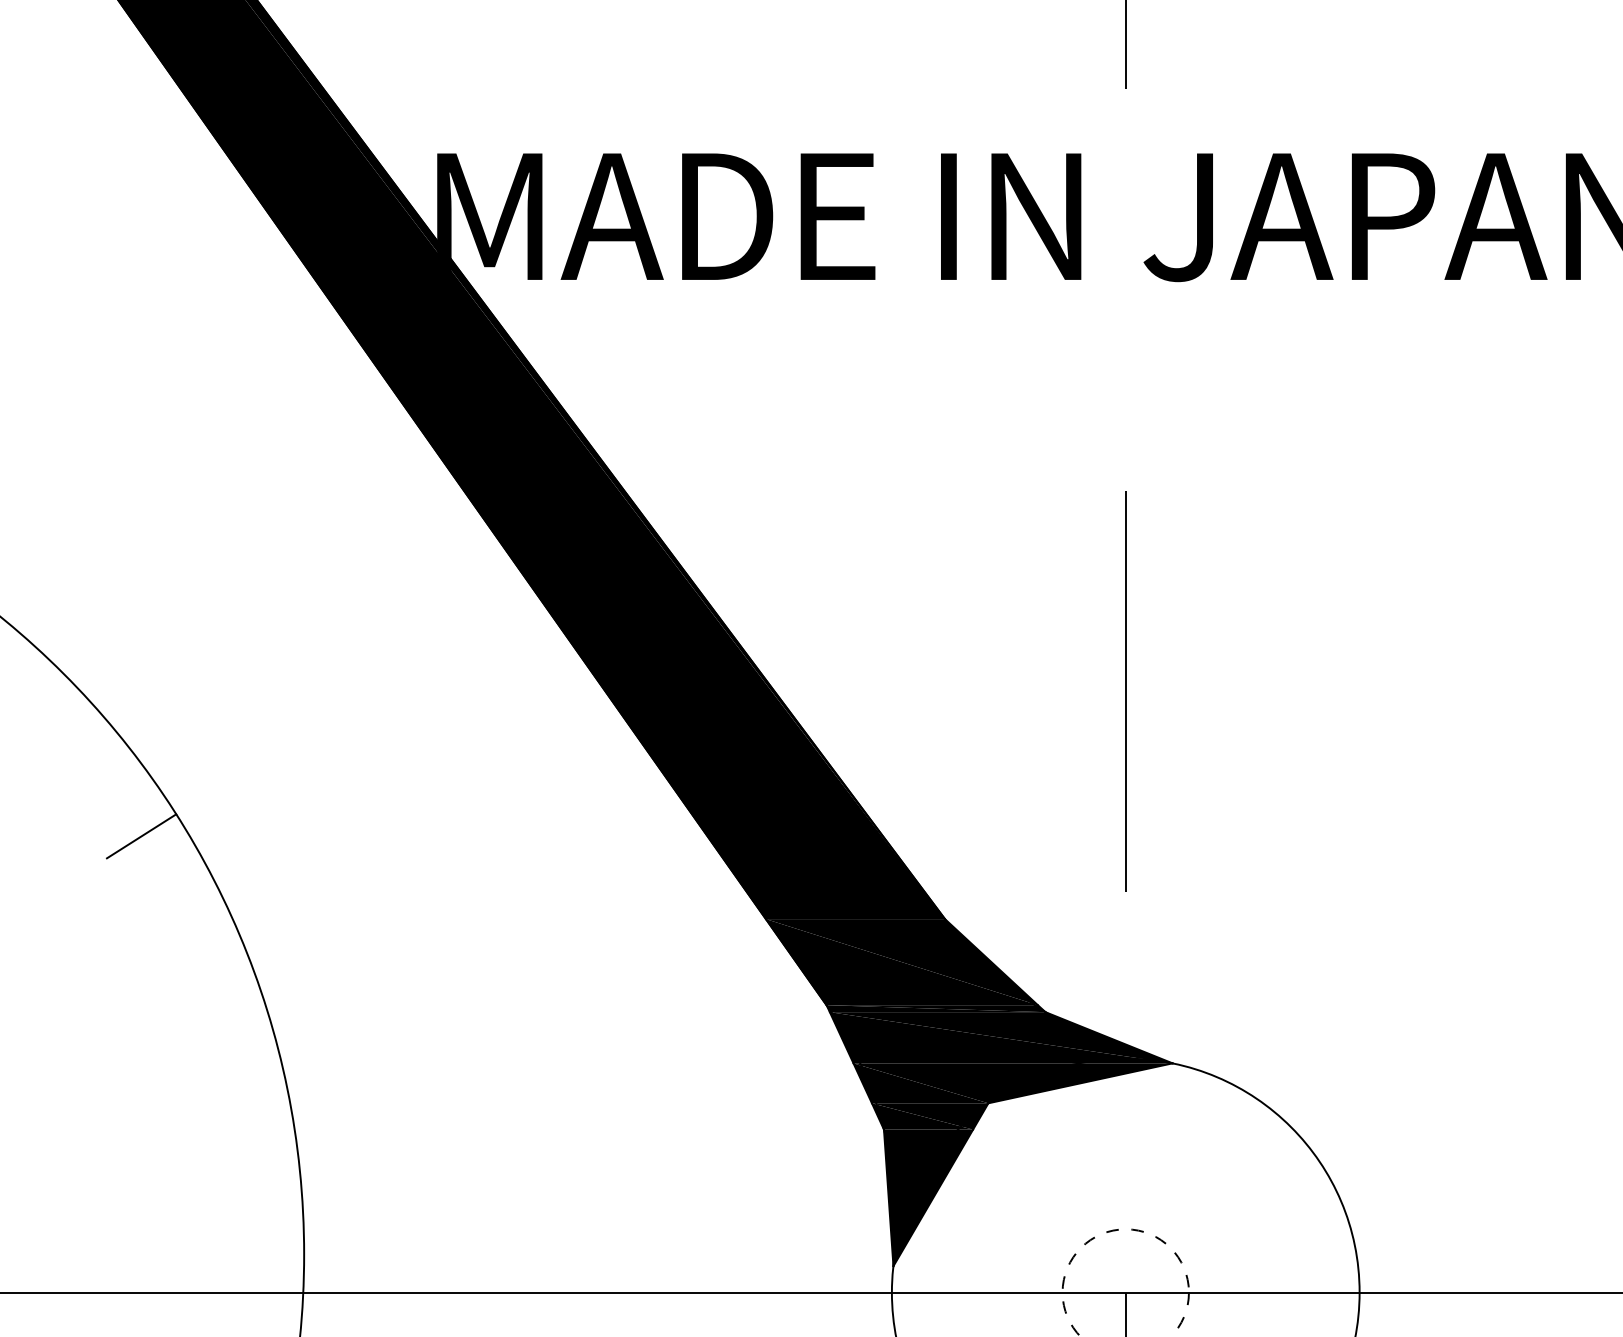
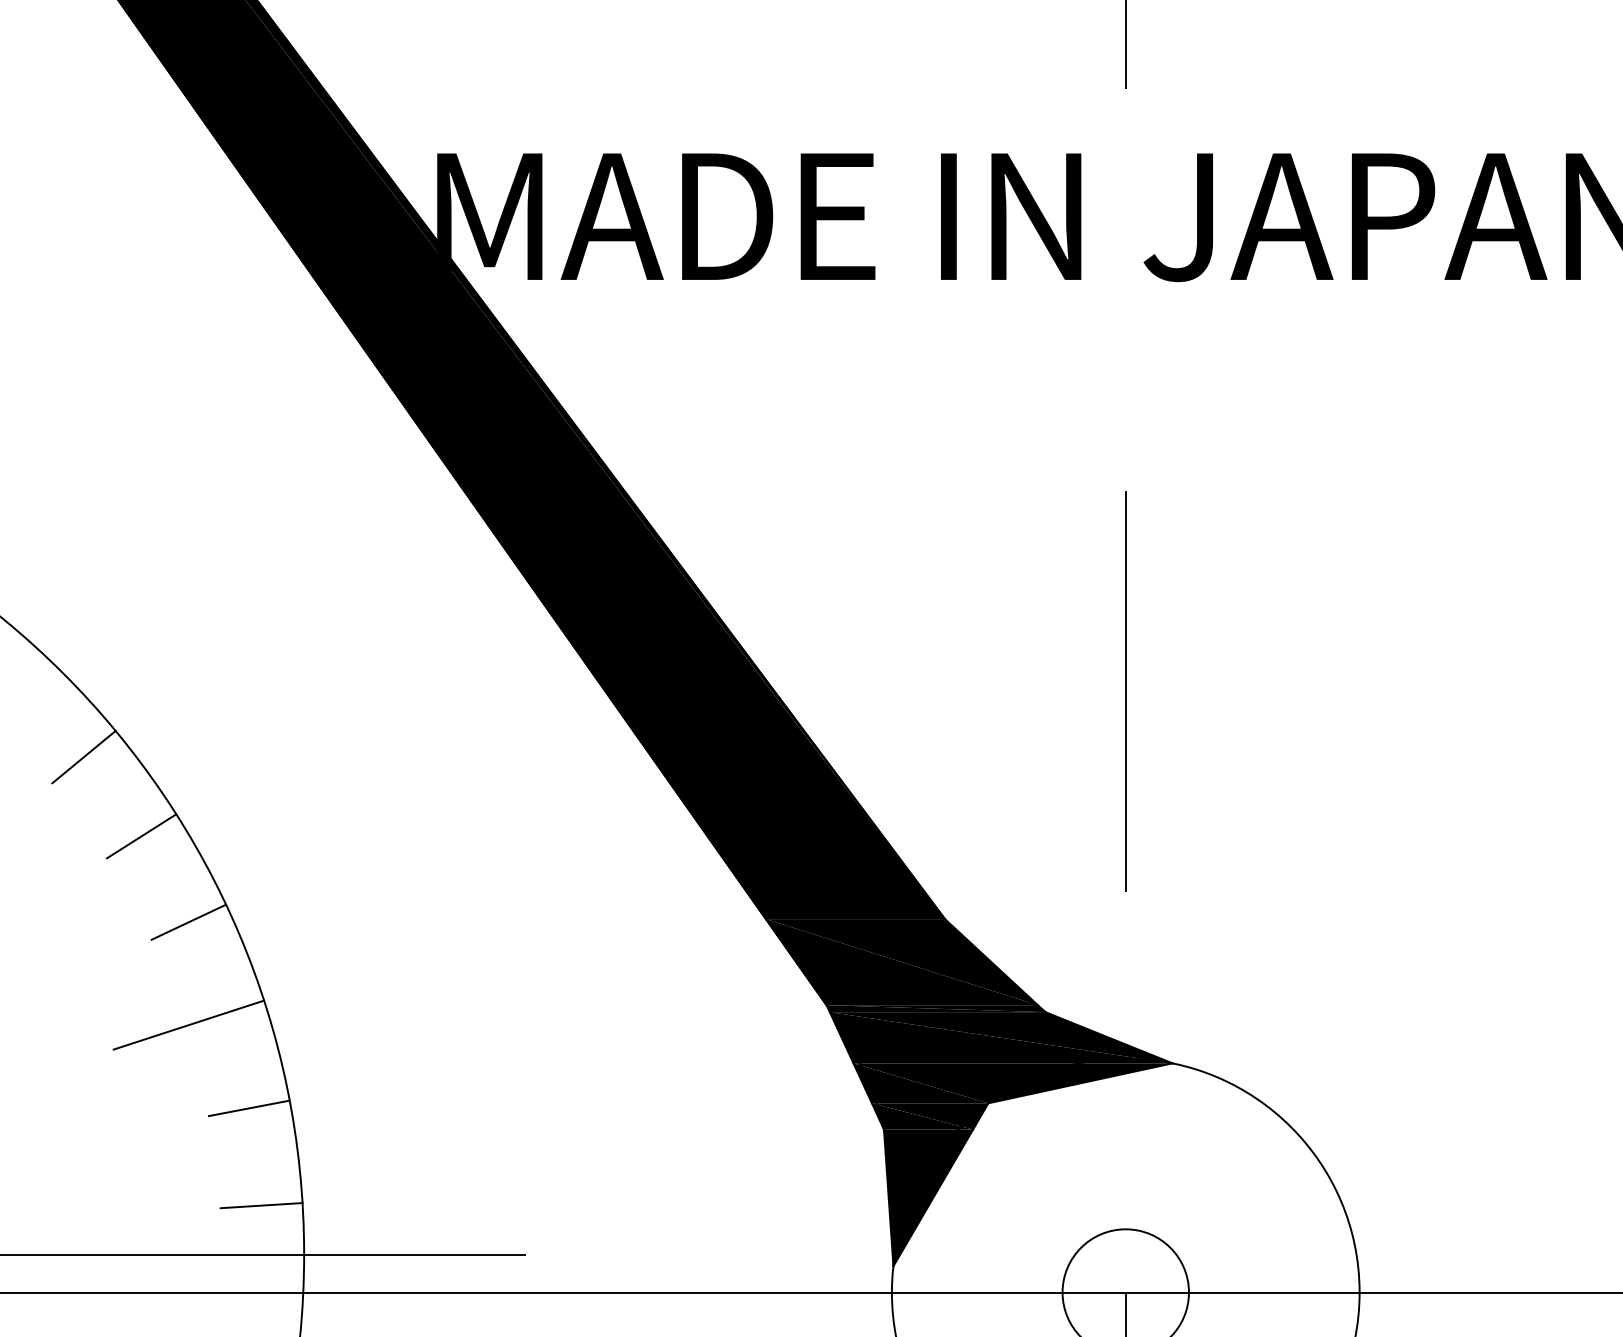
line: none -> present (83, 756)
line: none -> present (188, 921)
line: none -> present (188, 1024)
line: none -> present (248, 1108)
line: none -> present (261, 1205)
line: none -> present (264, 1254)
circle: dashed -> solid (1125, 1282)
